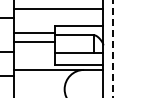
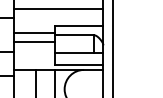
line: dashed -> solid (113, 49)
line: none -> present (35, 81)
line: none -> present (54, 81)
